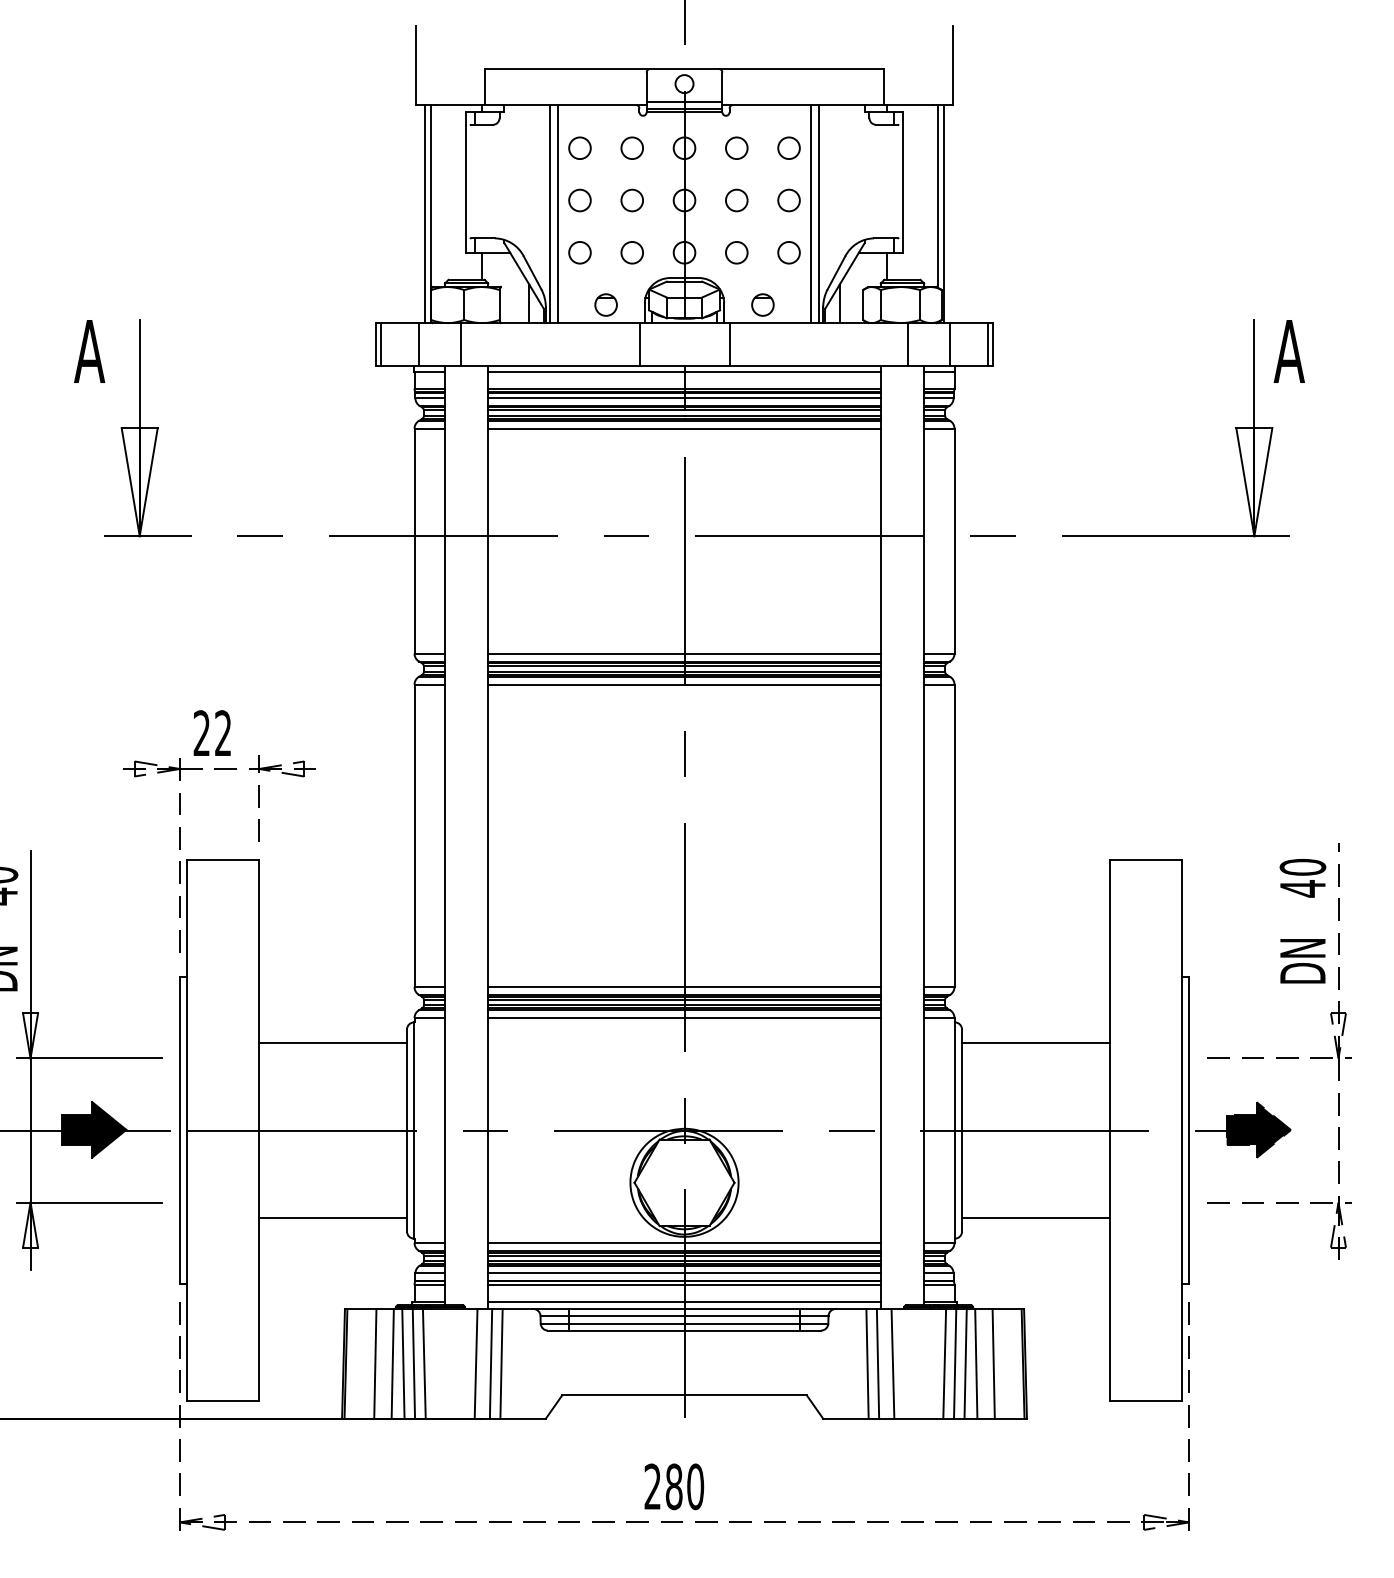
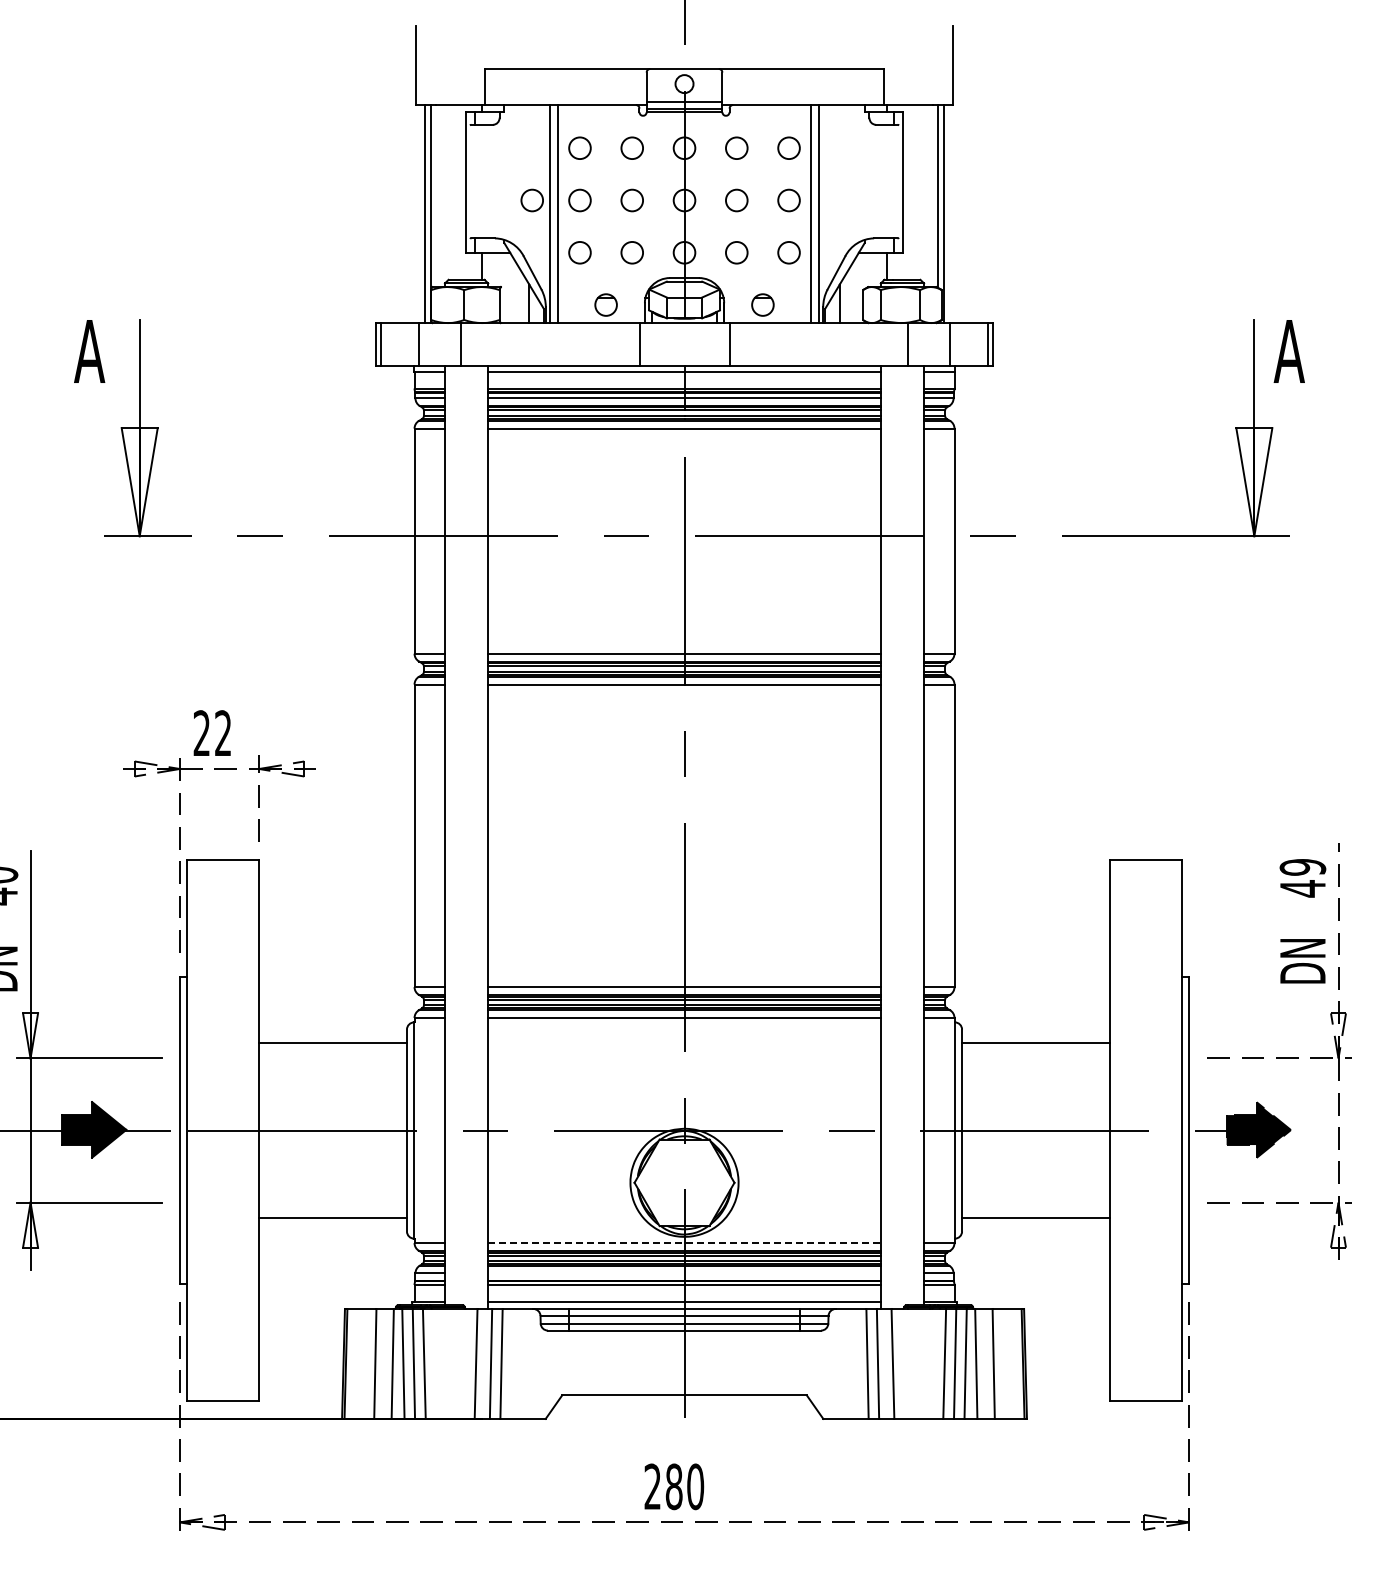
circle: none -> present (531, 200)
text: 40 -> 49 (1302, 866)
line: solid -> dashed (685, 1243)
line: present -> none (684, 1273)
